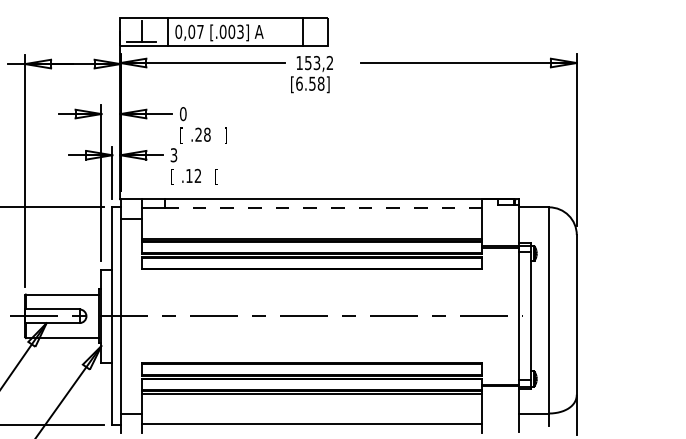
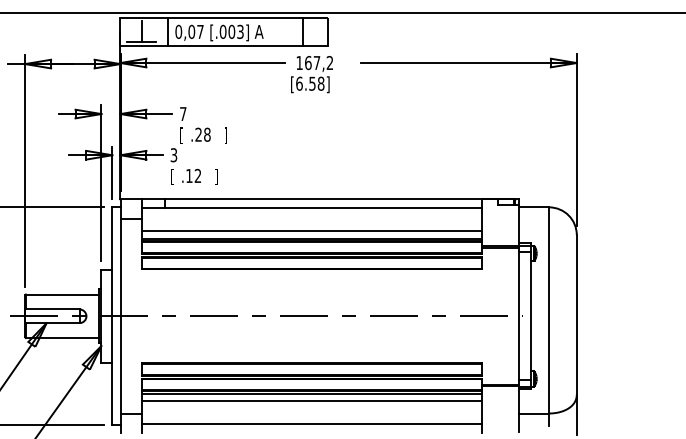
line: none -> present (342, 13)
text: 153,2 -> 167,2 (312, 62)
text: 0 -> 7 (183, 114)
text: [ -> ] (216, 176)
line: dashed -> solid (323, 208)
line: none -> present (311, 231)
line: none -> present (311, 401)
